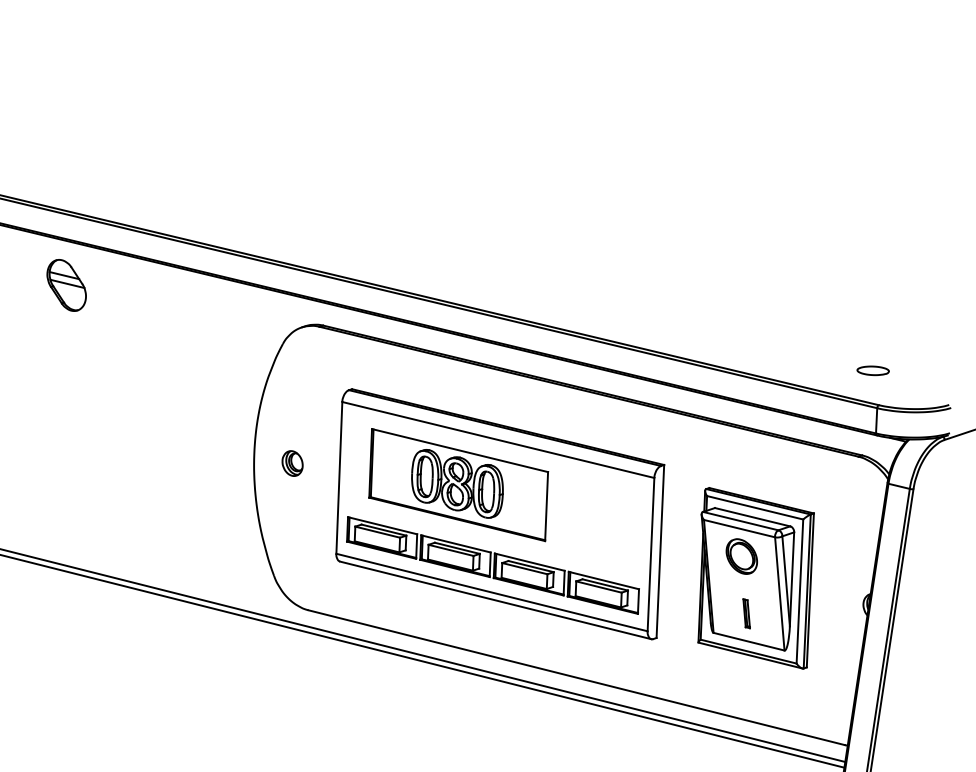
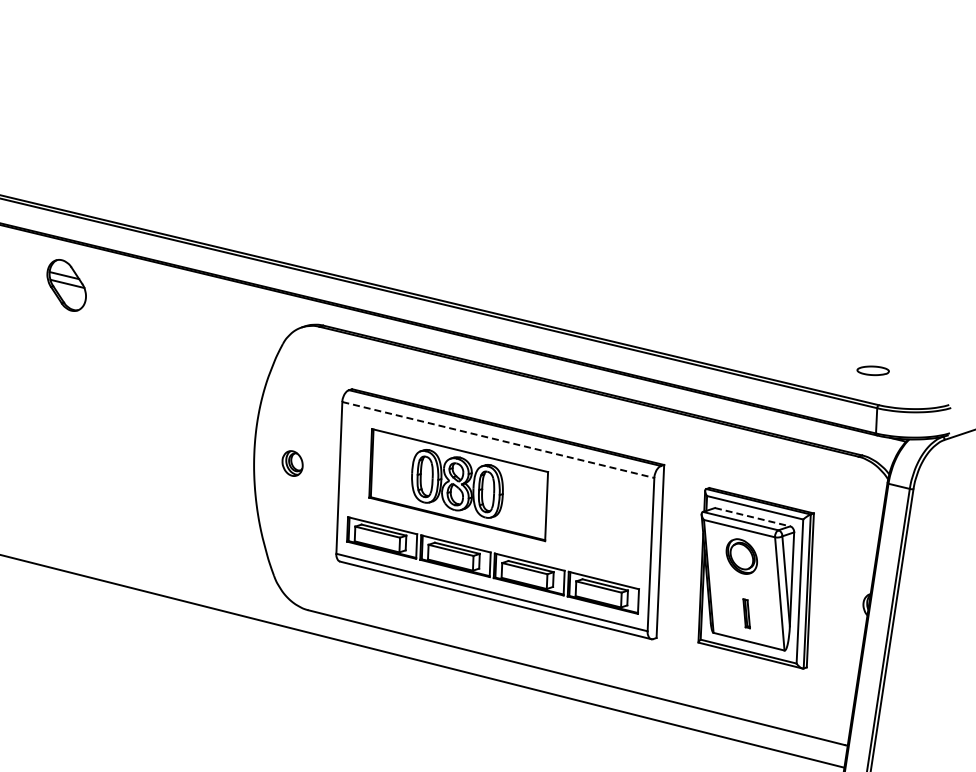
line: solid -> dashed (498, 440)
line: solid -> dashed (752, 517)
line: present -> none (423, 655)
